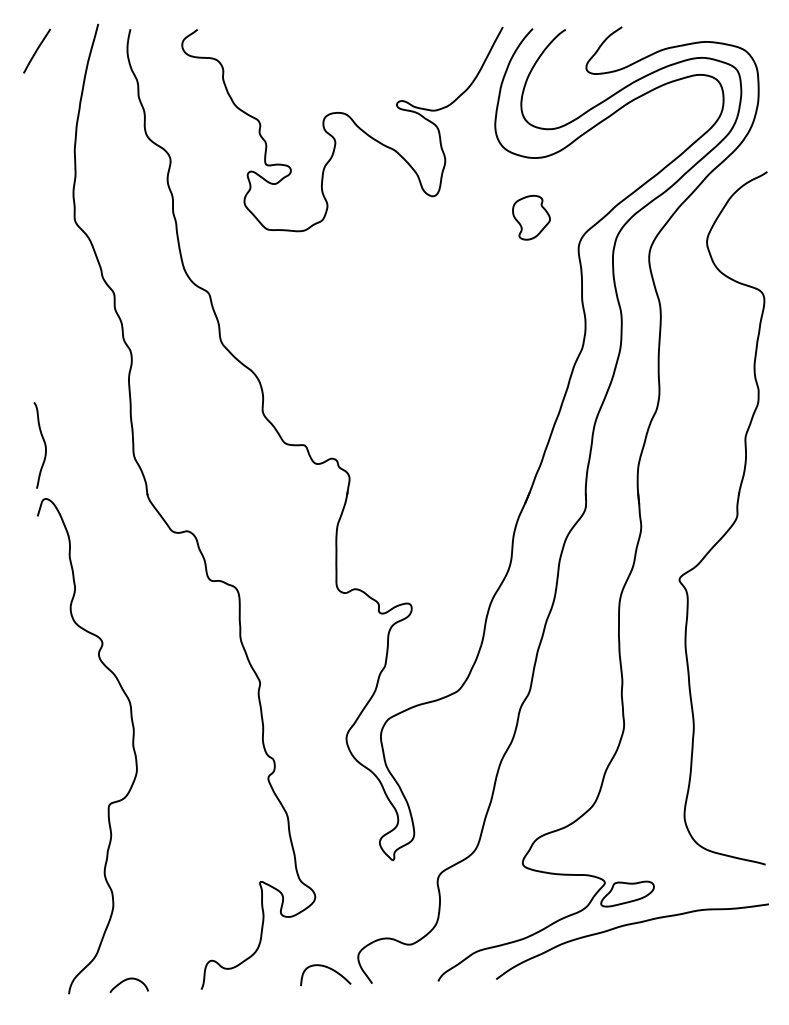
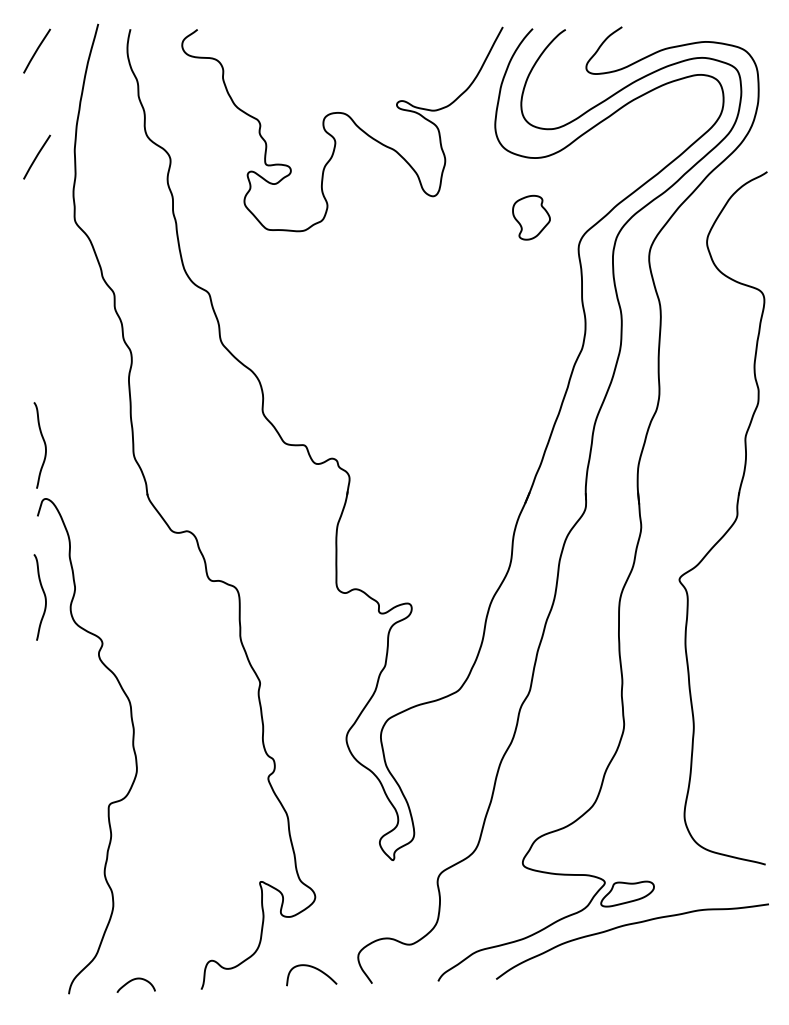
line: none -> present (36, 156)
curve: none -> present (43, 594)
curve position: (329, 969) -> (315, 969) (315, 969)
curve position: (127, 980) -> (134, 980) (134, 980)
